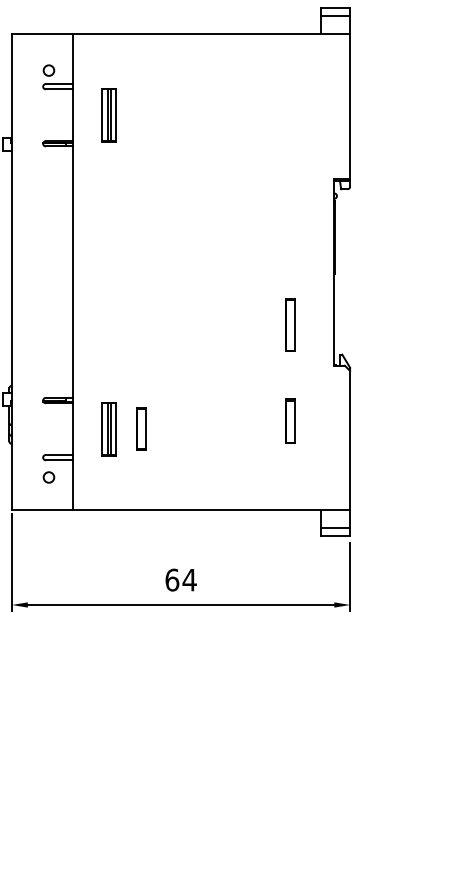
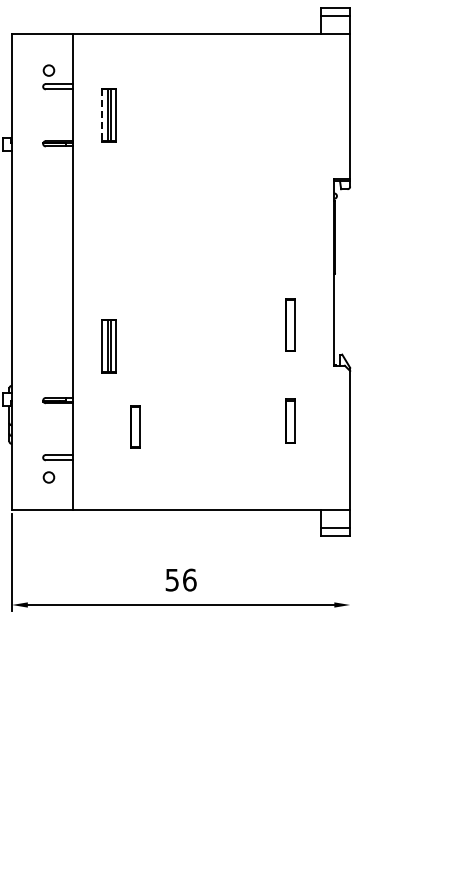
line: solid -> dashed (102, 115)
part position: (141, 428) -> (135, 426) (135, 426)
part position: (108, 429) -> (108, 346) (108, 346)
line: present -> none (350, 576)
text: 64 -> 56 (180, 579)
